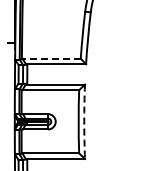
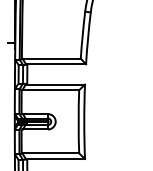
line: dashed -> solid (51, 58)
arc: dashed -> solid (84, 121)
